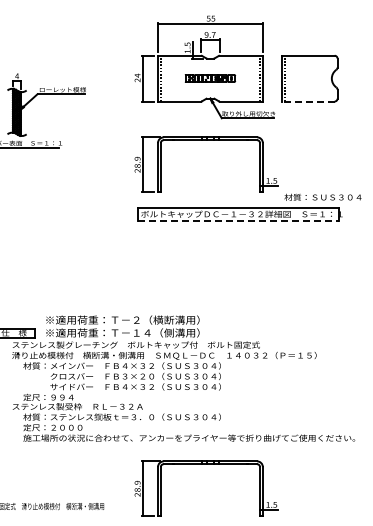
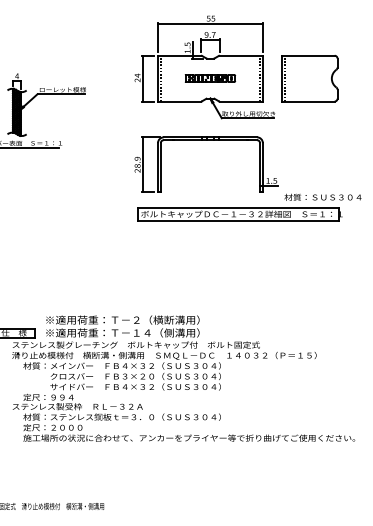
line: dashed -> solid (308, 101)
line: dashed -> solid (238, 221)
part: present -> none (206, 464)
